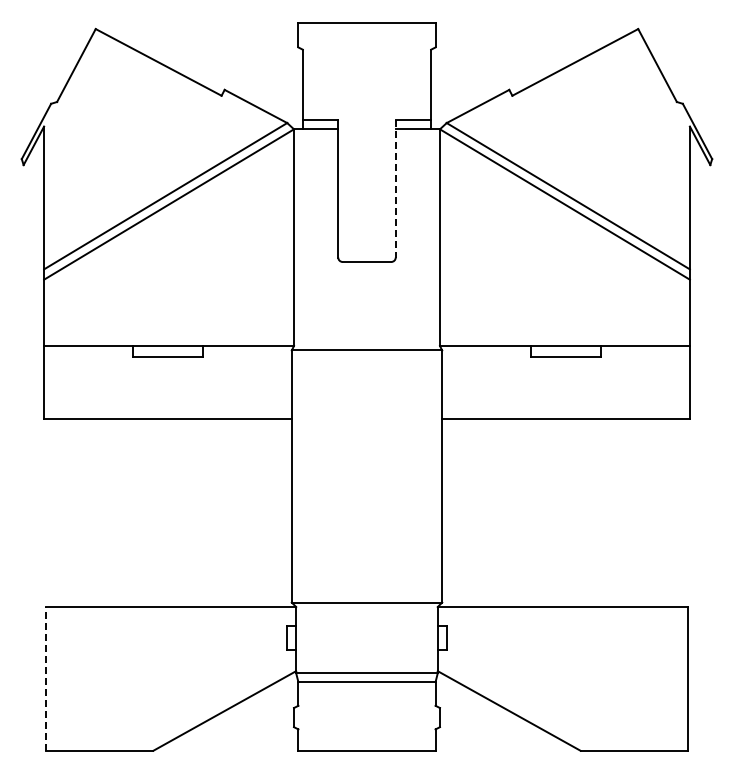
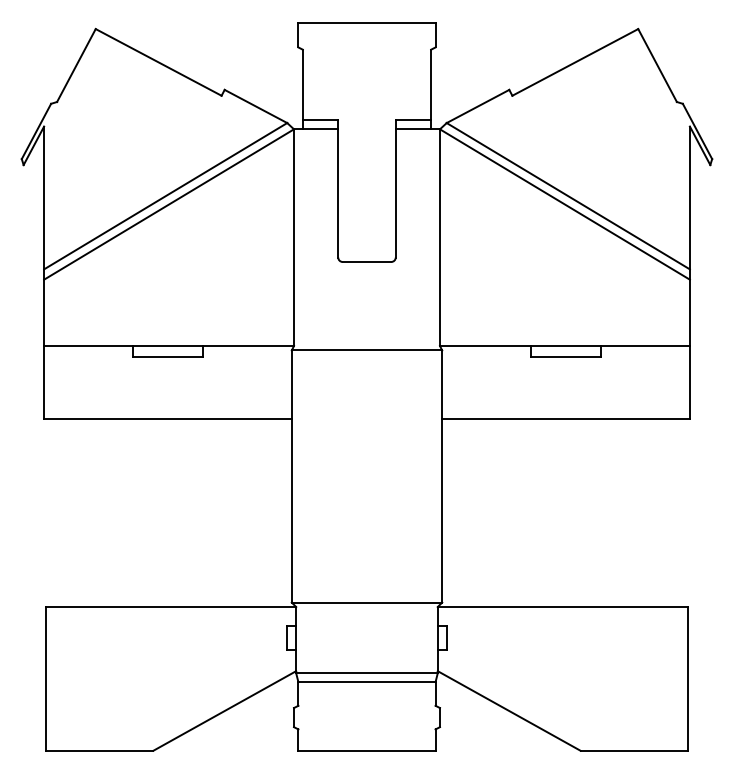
line: dashed -> solid (395, 189)
line: dashed -> solid (46, 678)
